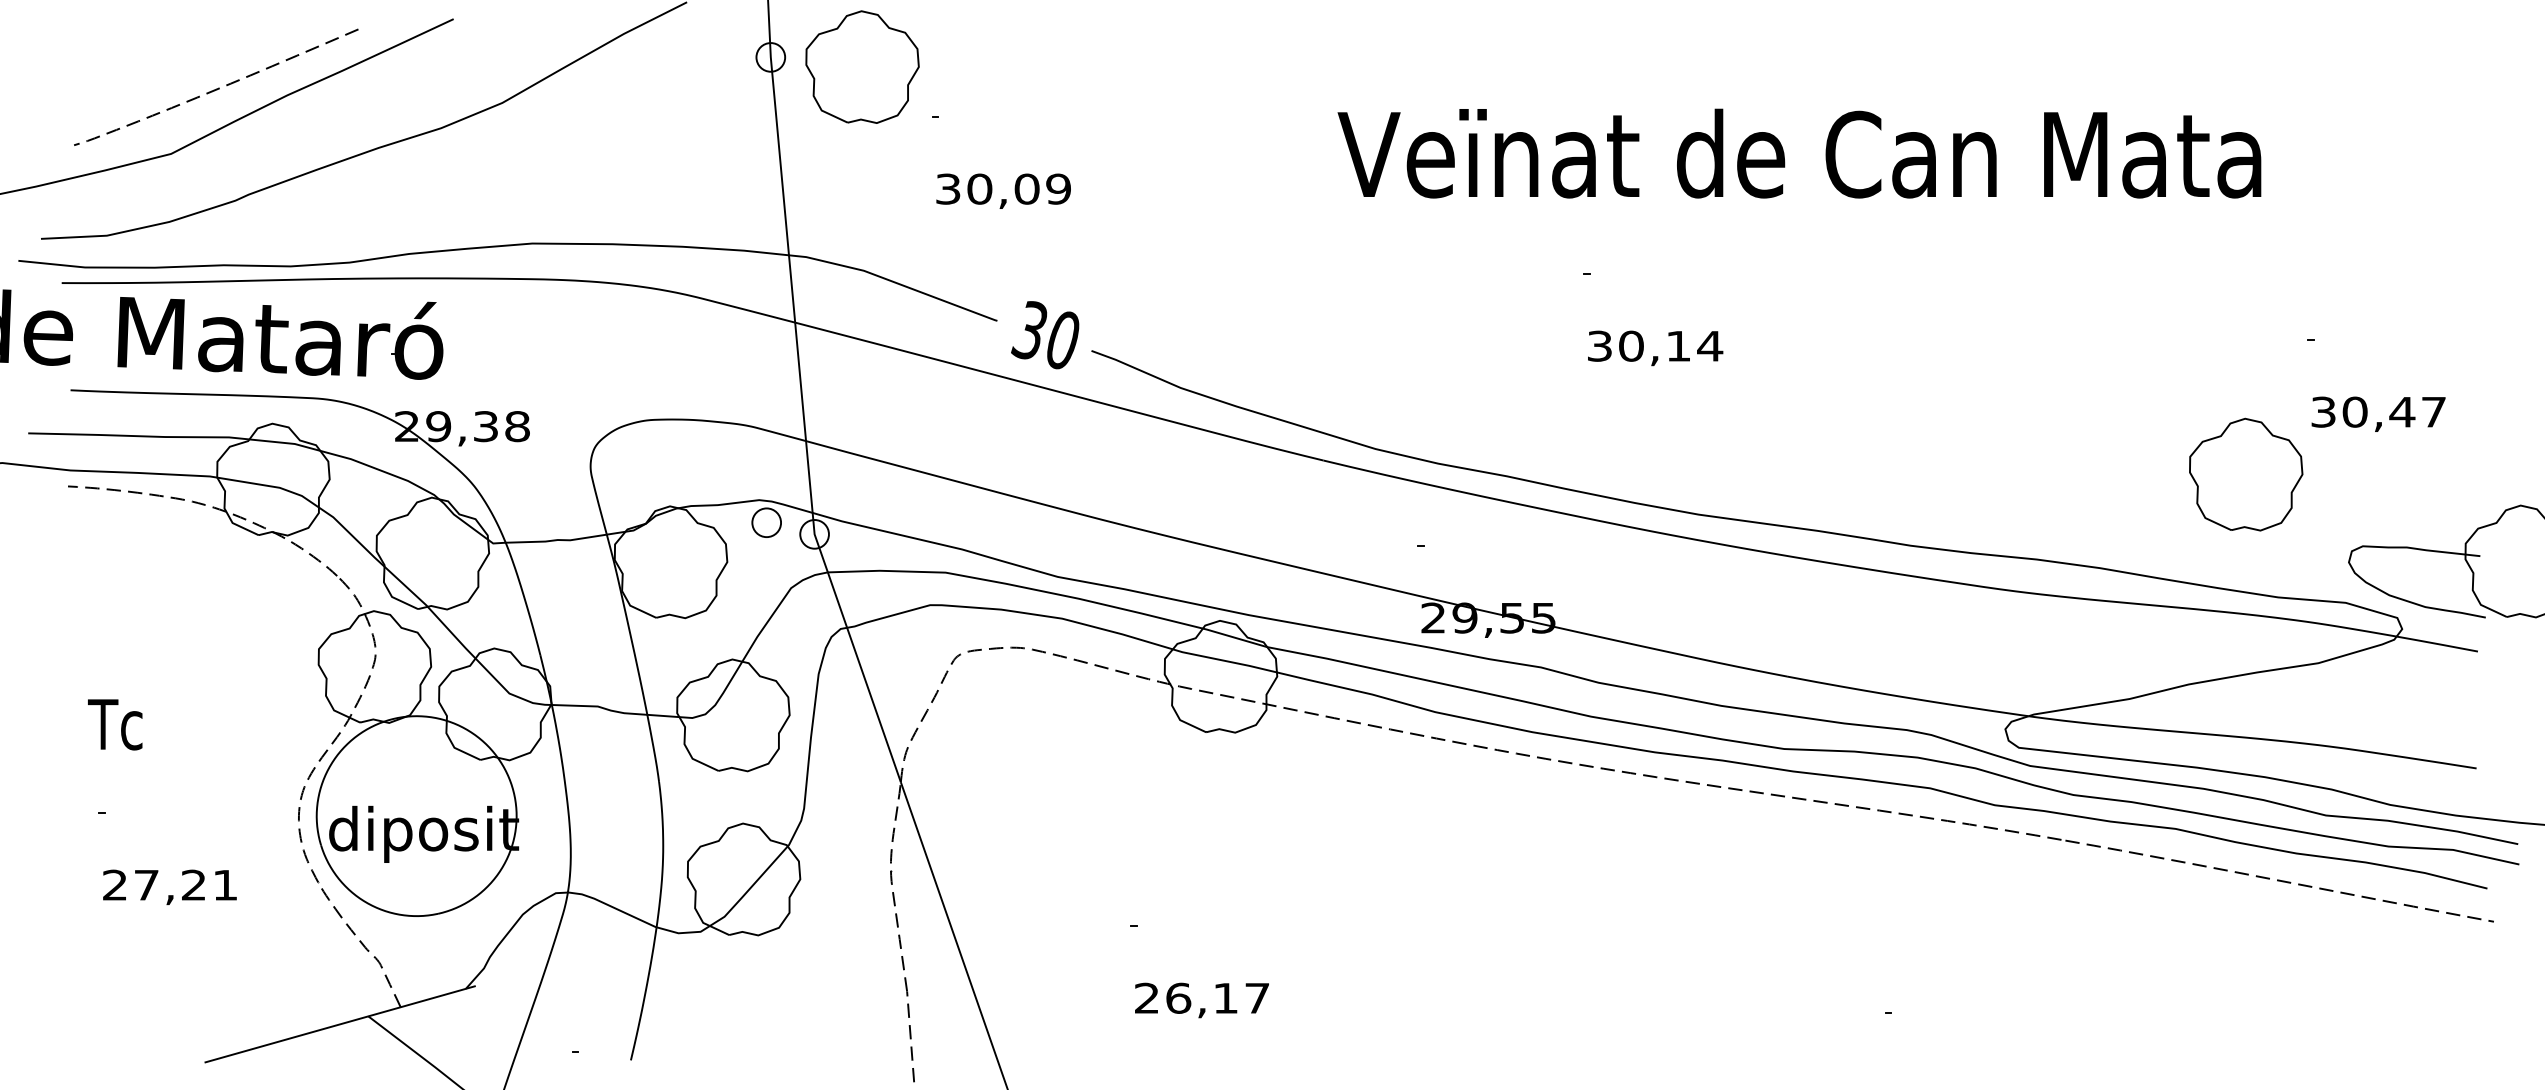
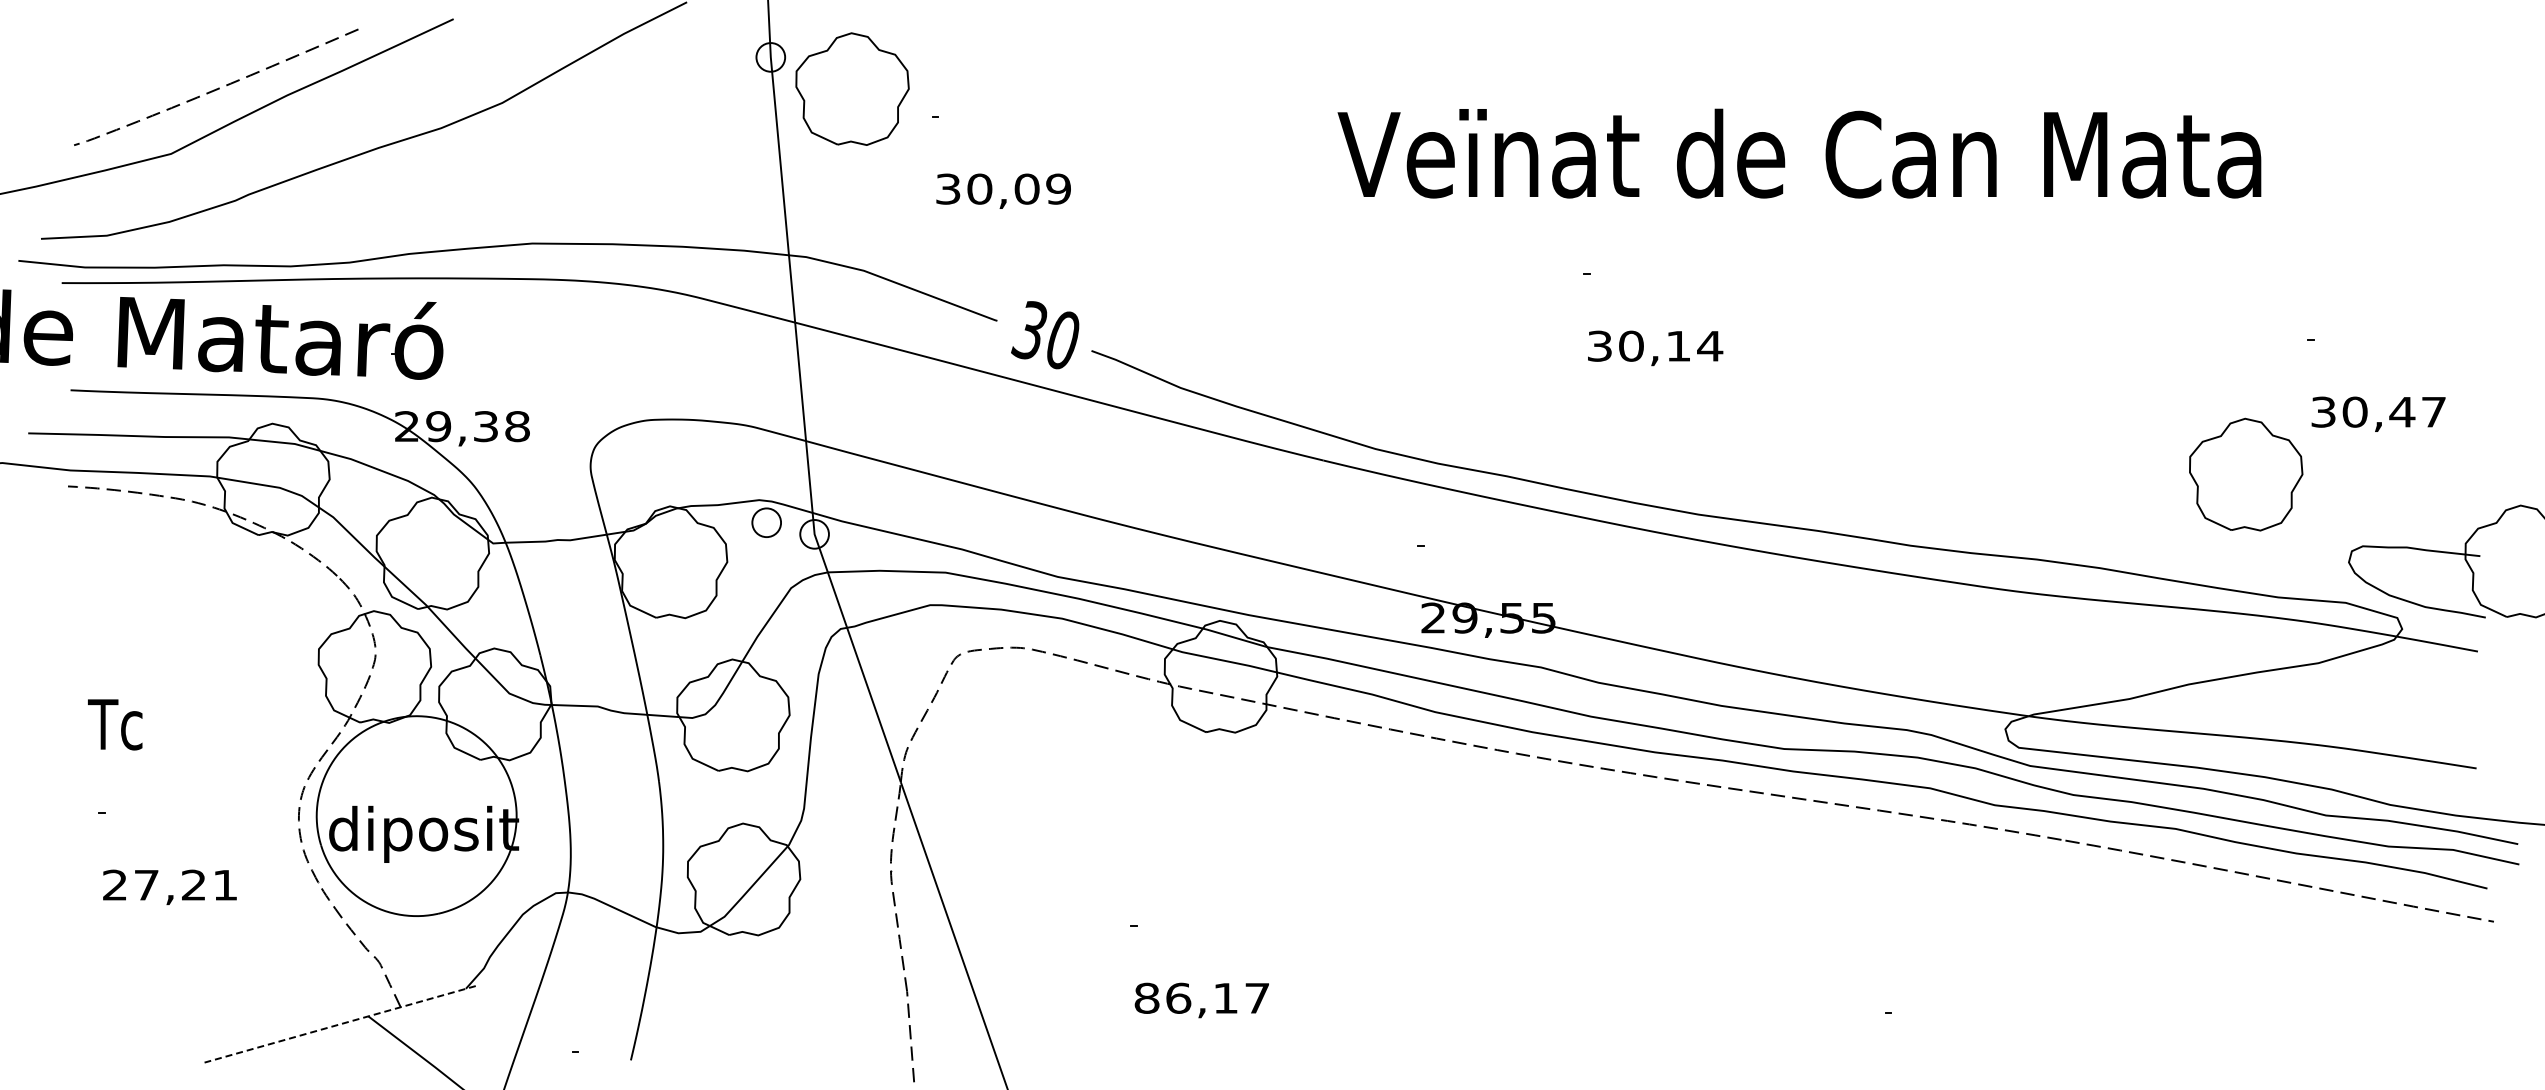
part position: (862, 66) -> (852, 88) (852, 88)
text: 26,17 -> 86,17 (1146, 997)
line: solid -> dashed (340, 1024)
